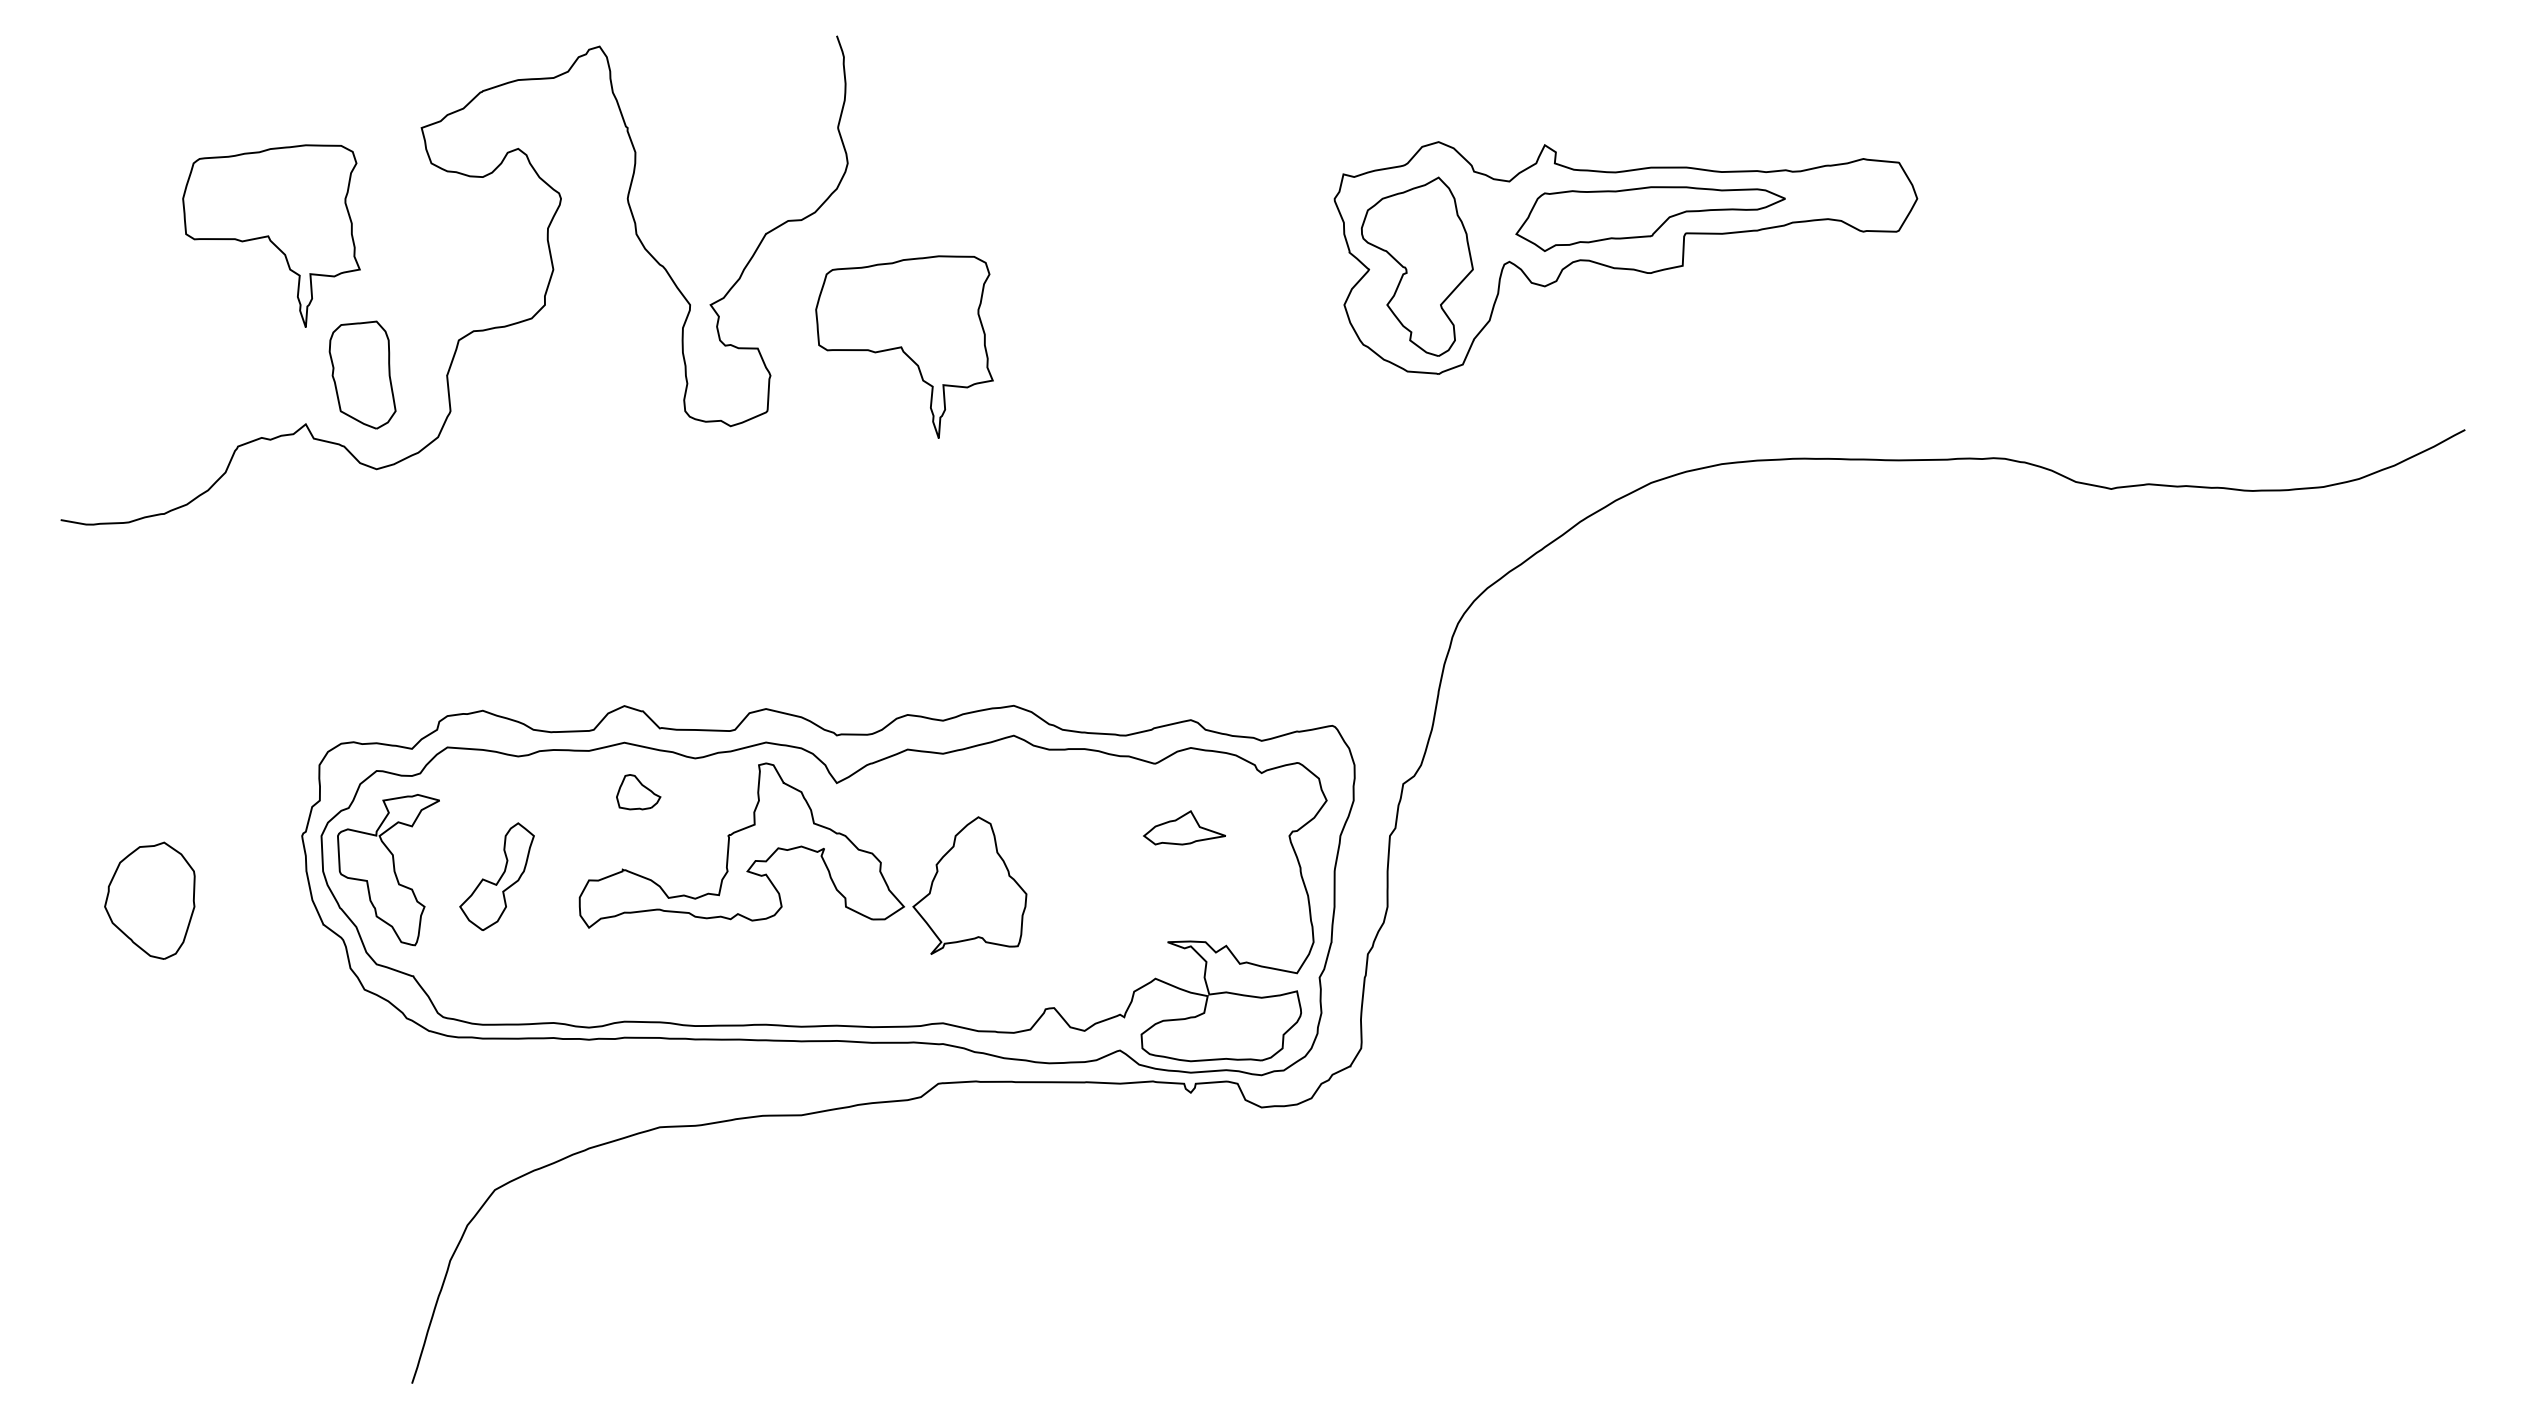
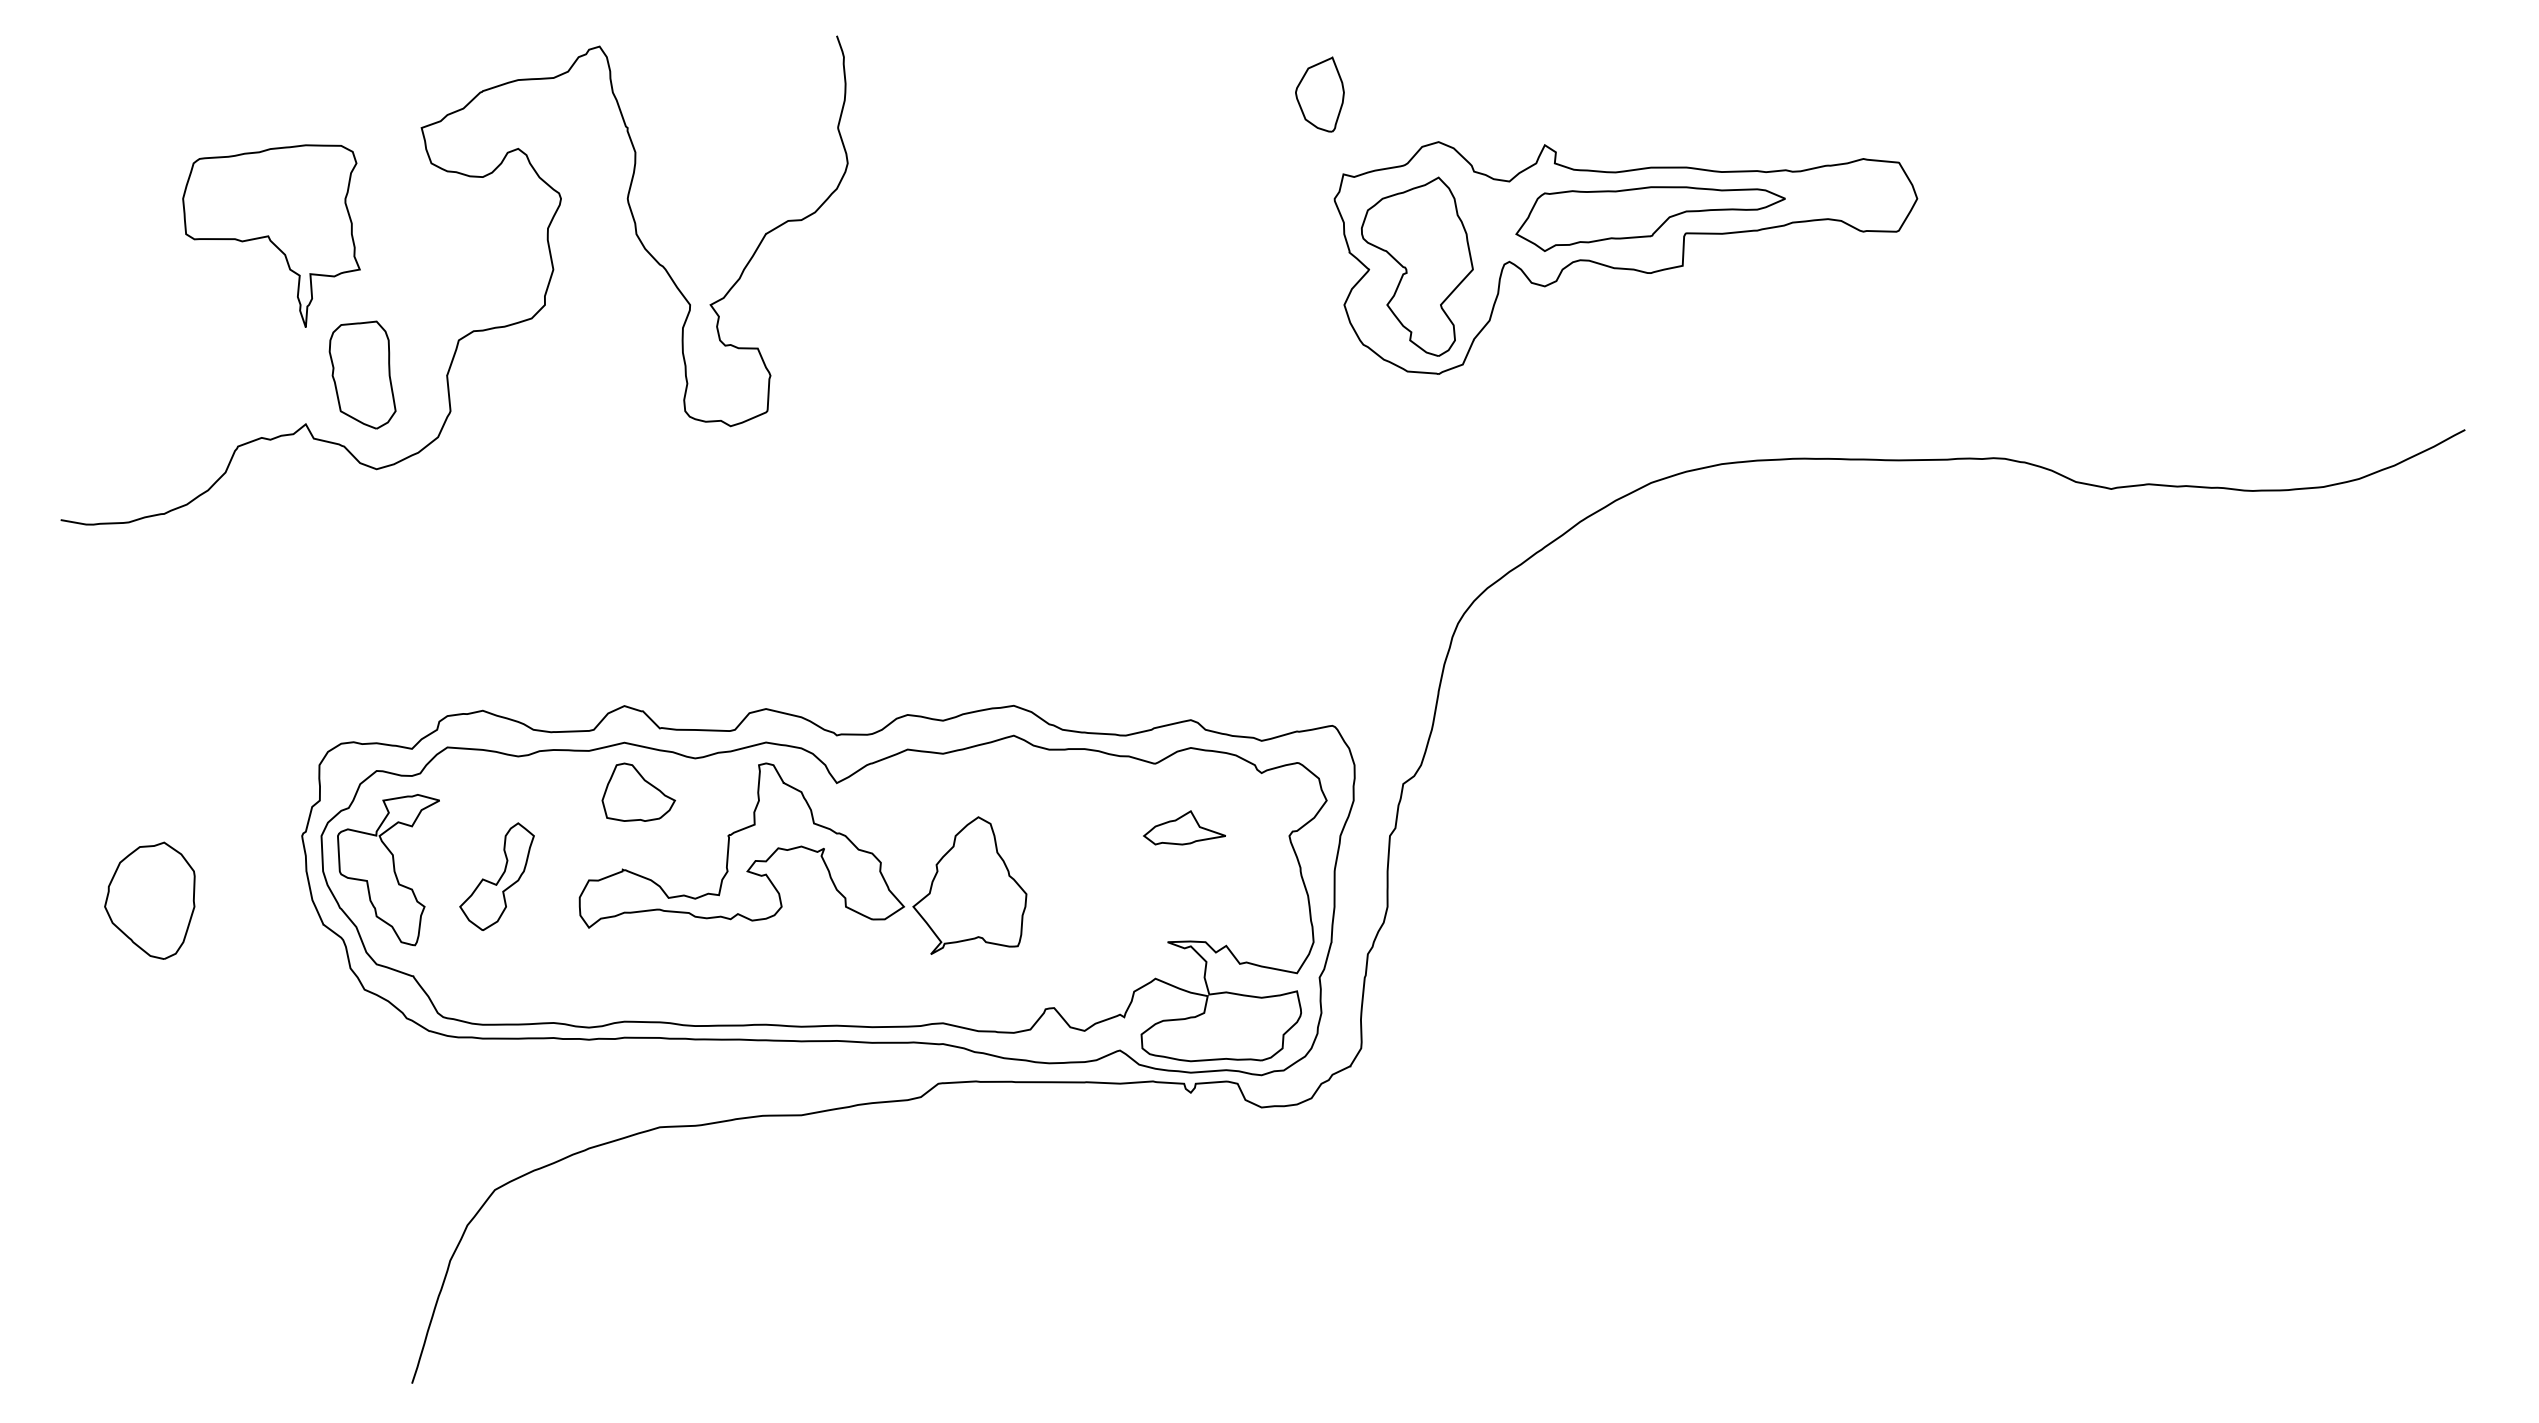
part: none -> present (1319, 94)
part: present -> none (904, 346)
part size: 46x37 px -> 75x60 px (638, 791)
